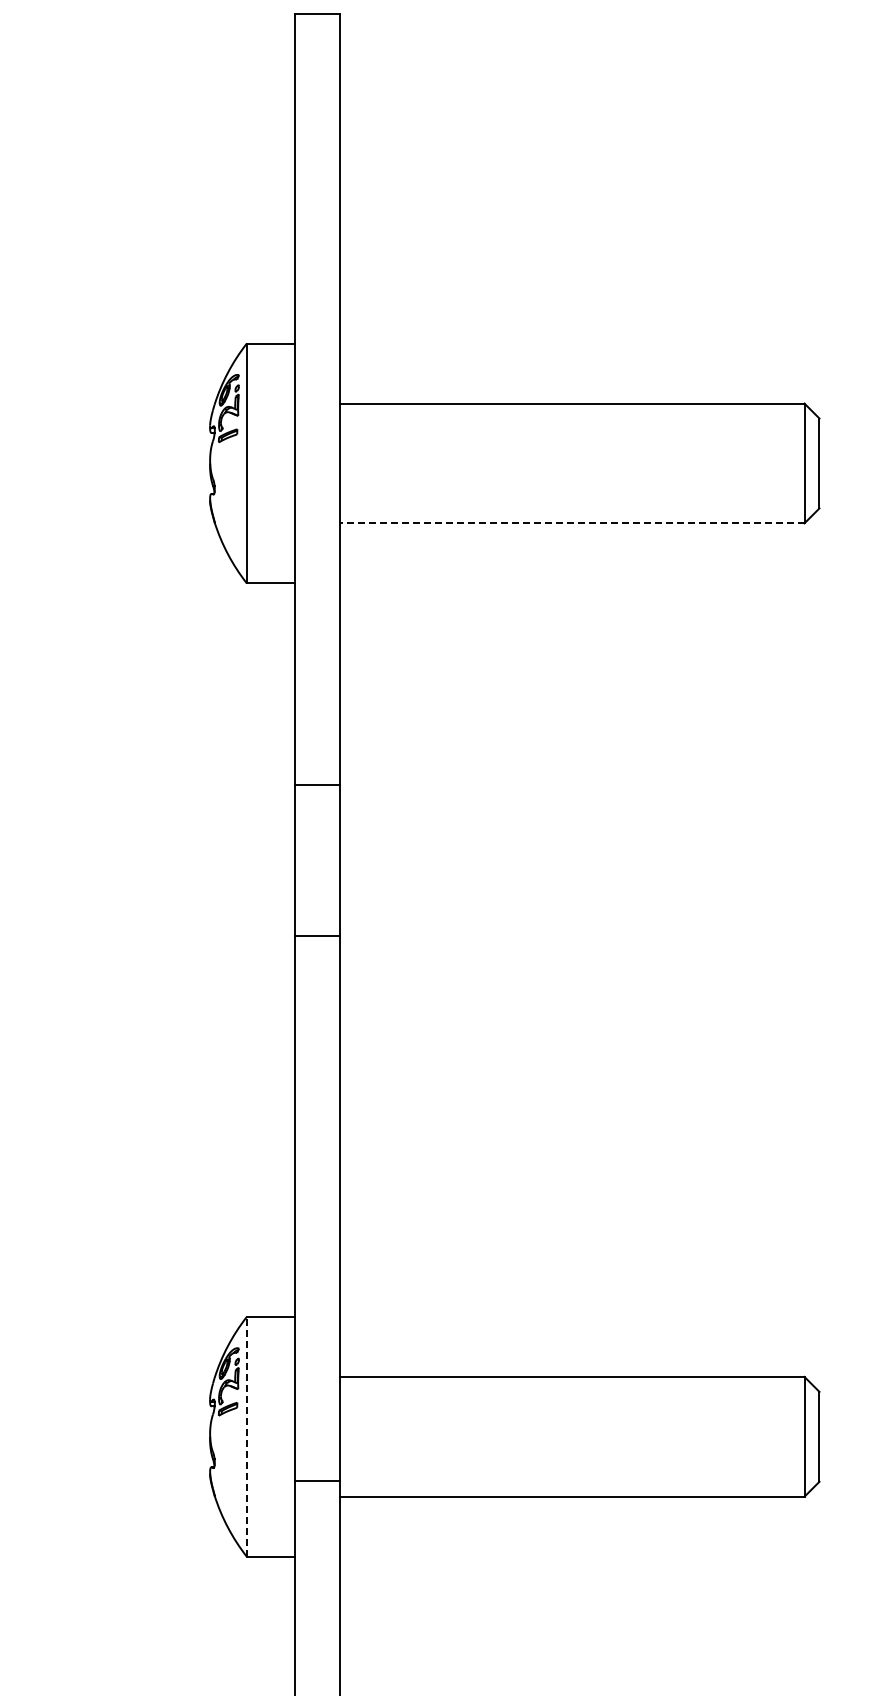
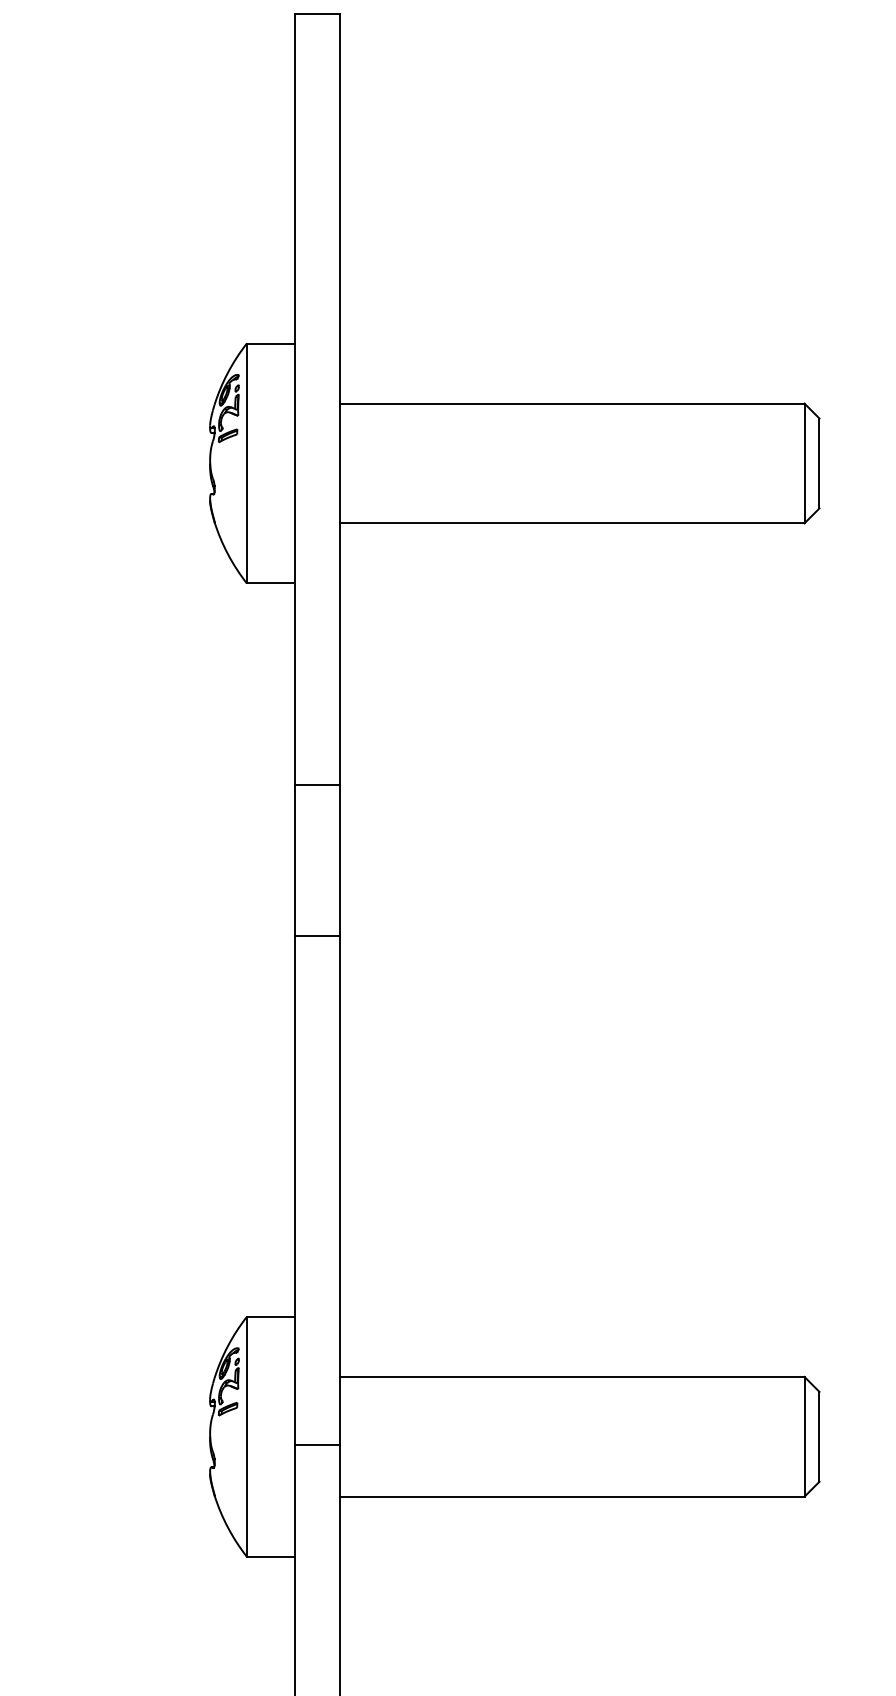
line: dashed -> solid (571, 523)
line: dashed -> solid (246, 1436)
line position: (317, 1481) -> (317, 1445) (317, 1445)
